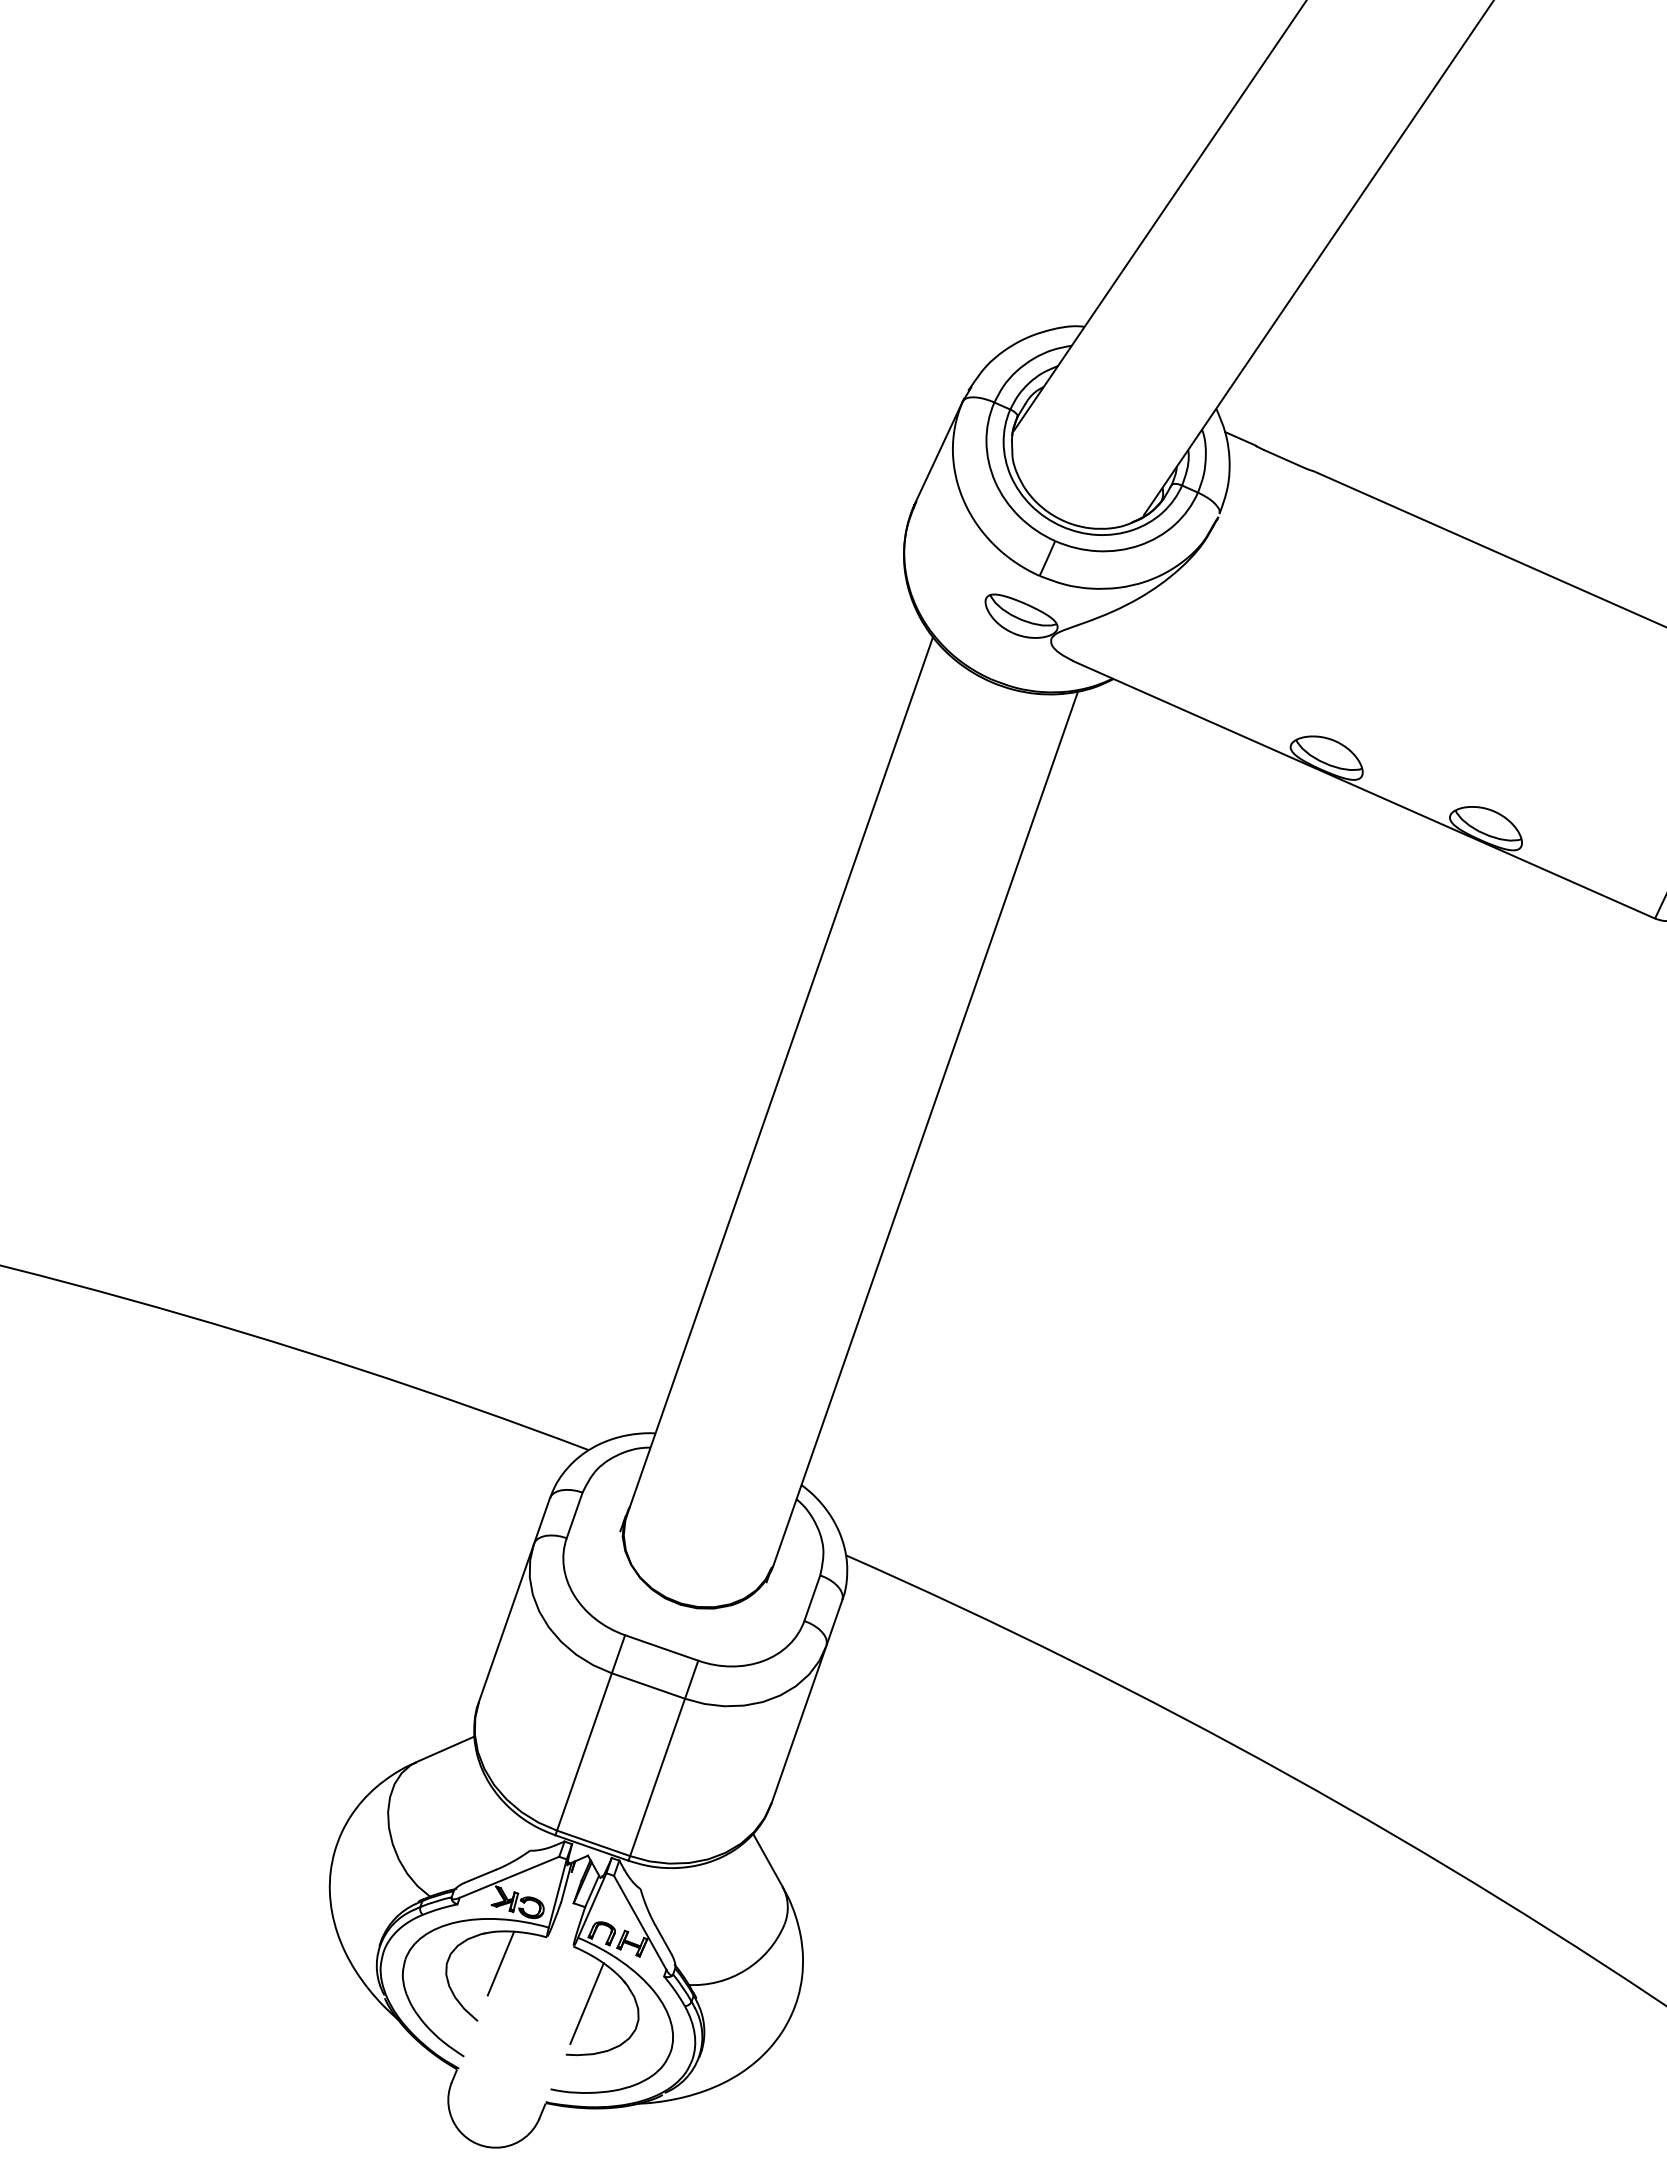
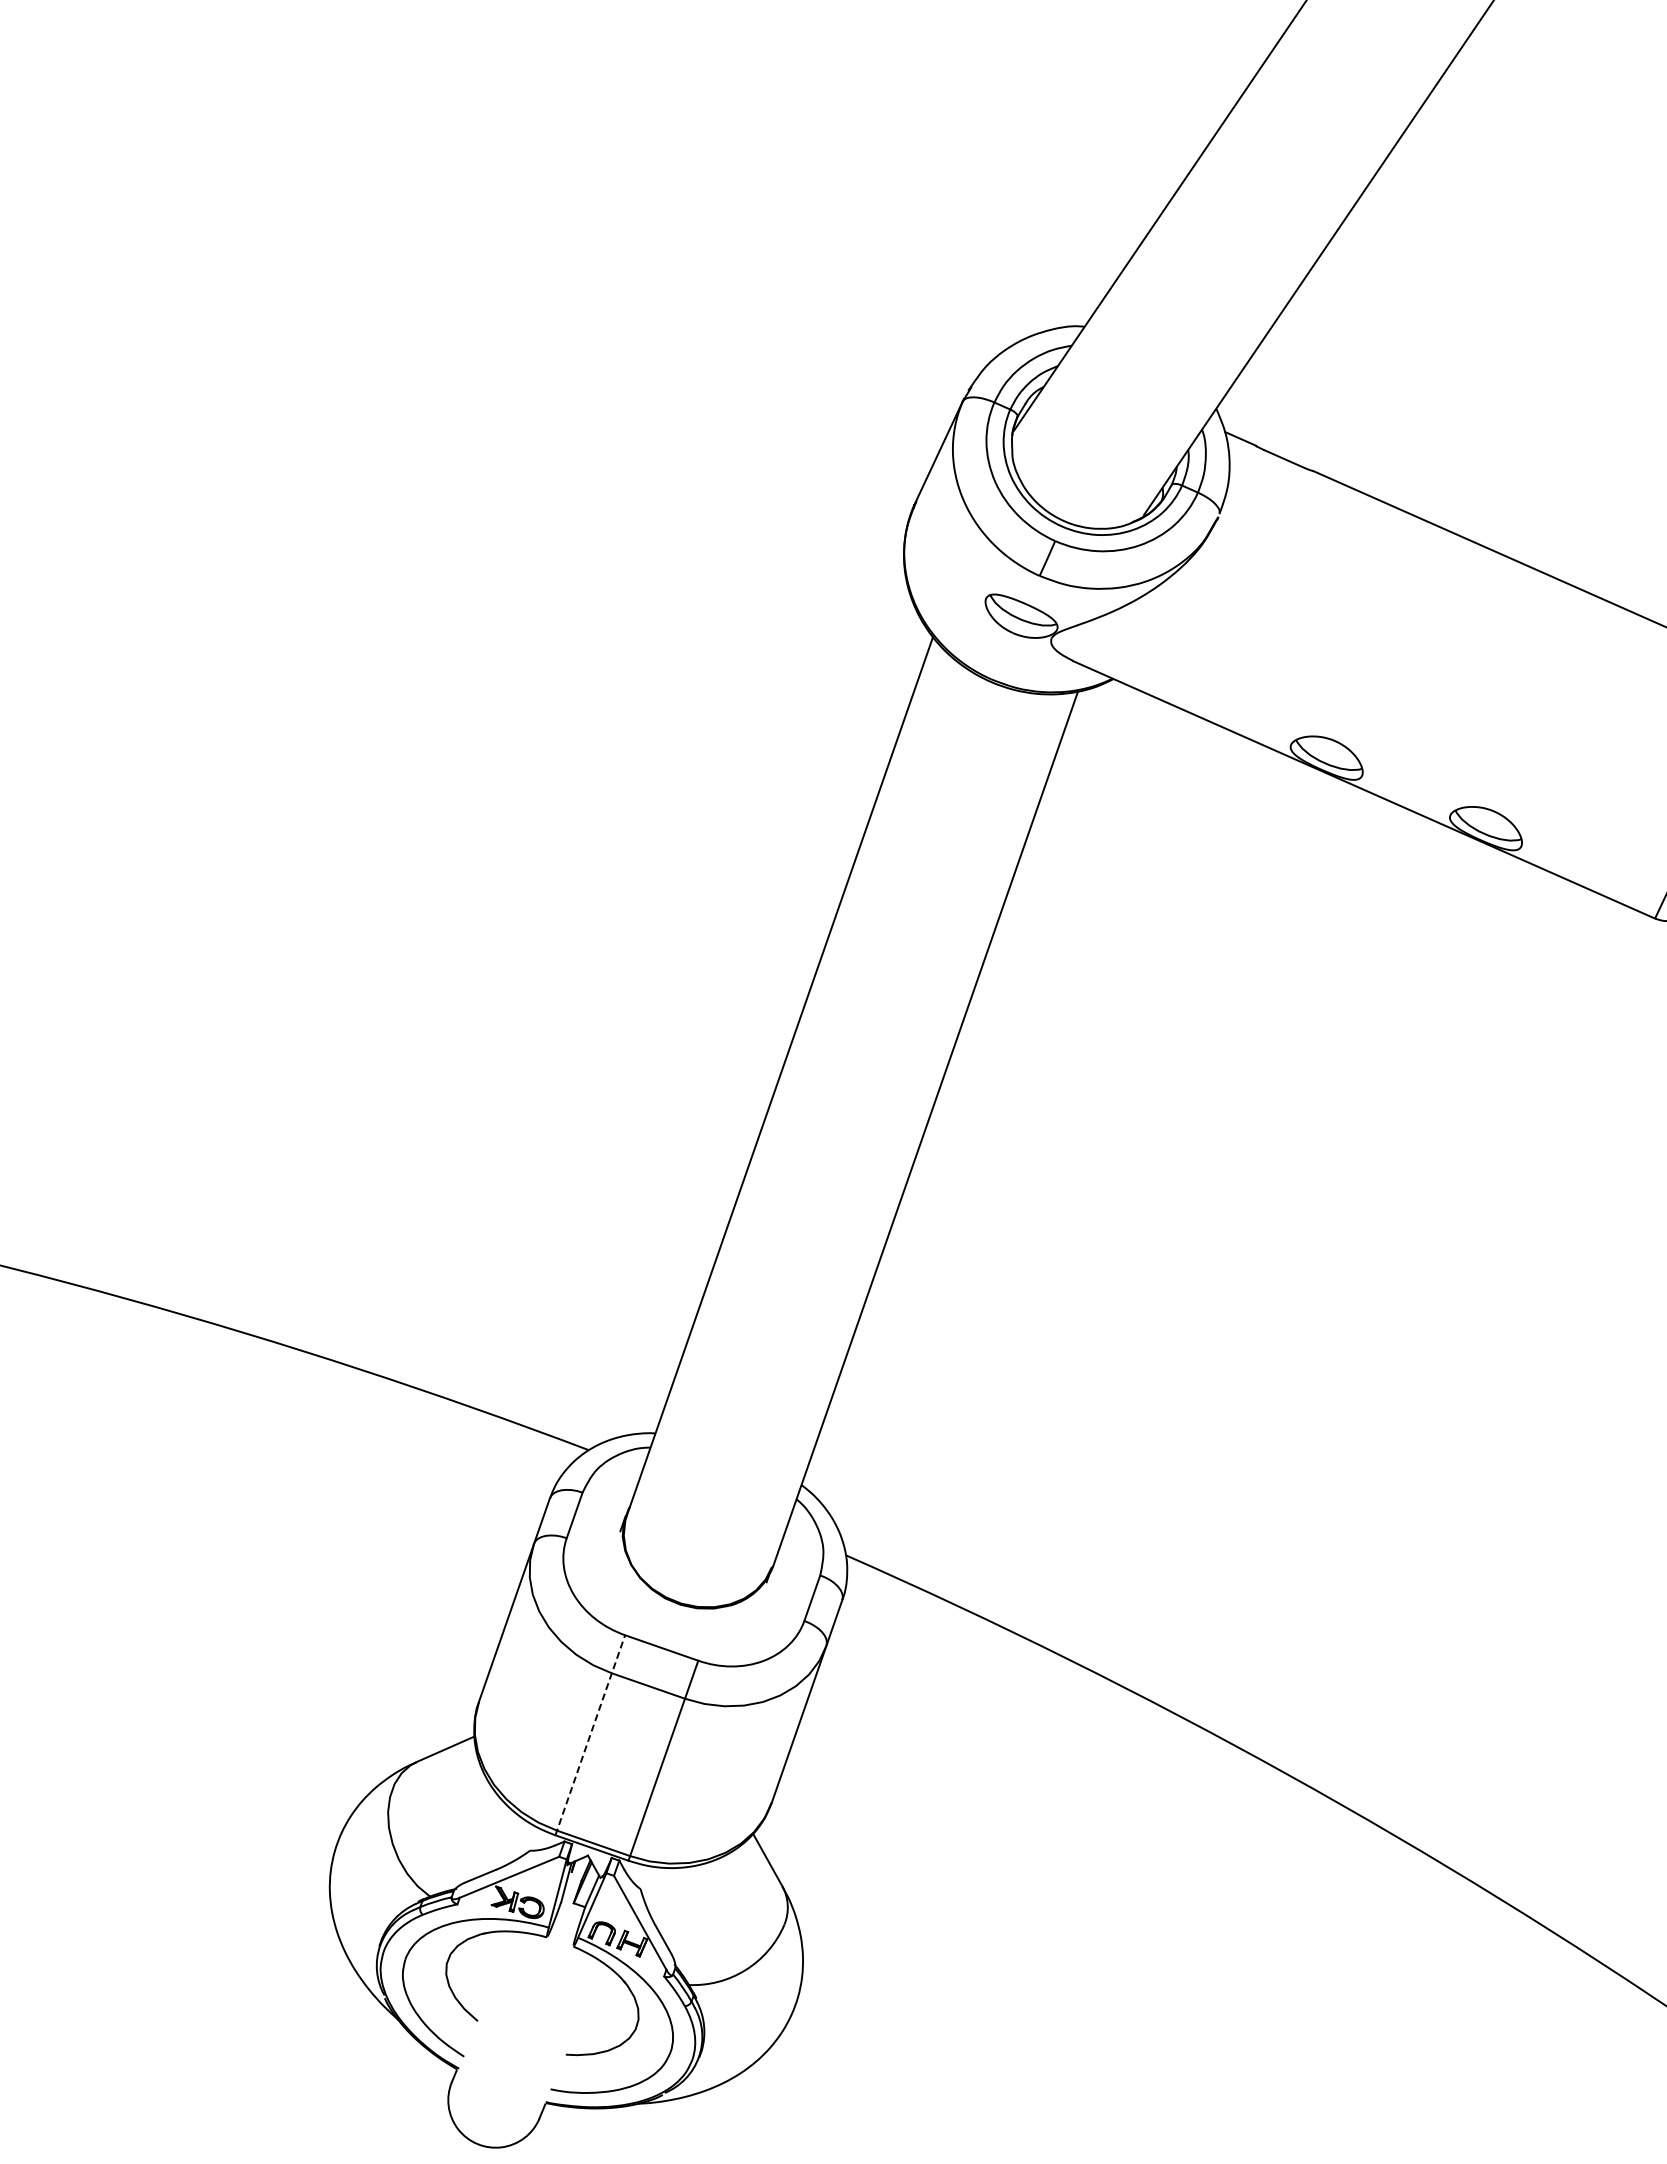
line: solid -> dashed (590, 1735)
line: present -> none (500, 1963)
line: present -> none (586, 2003)
